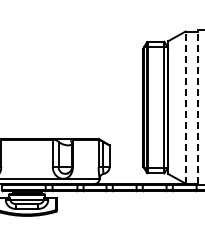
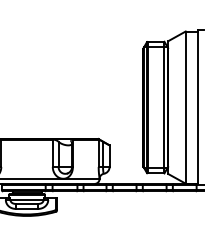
line: dashed -> solid (198, 106)
line: dashed -> solid (185, 107)
